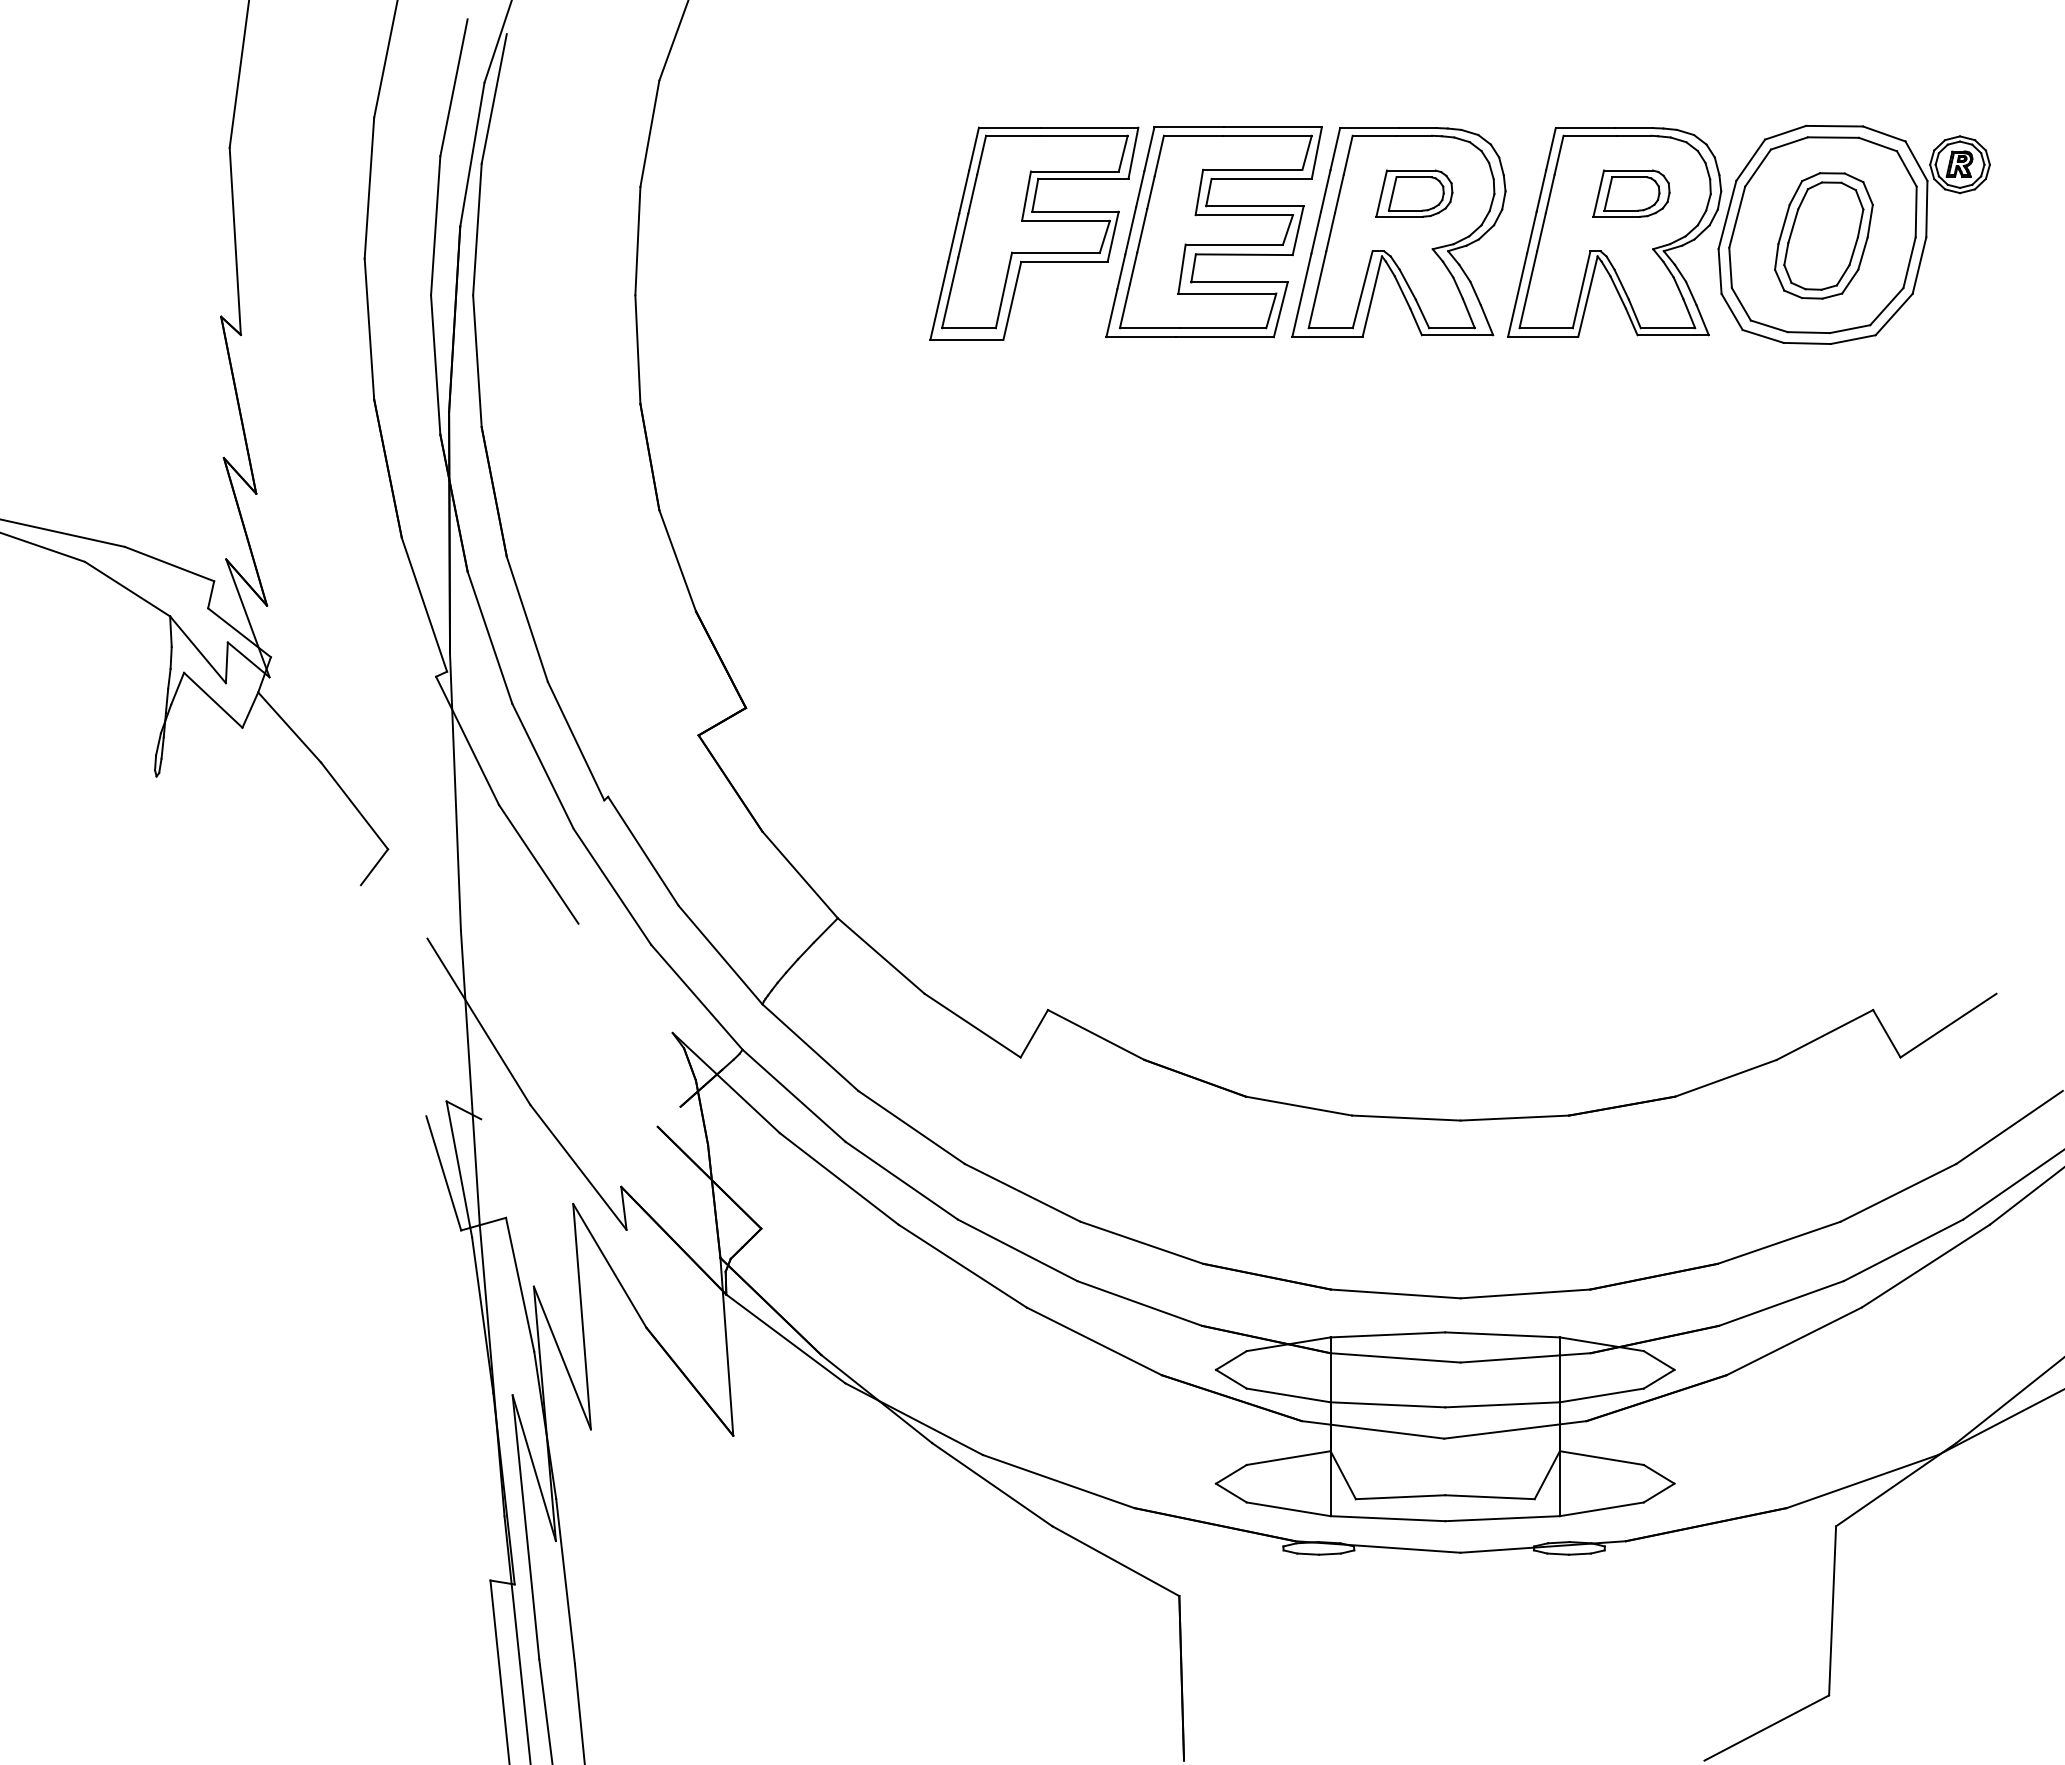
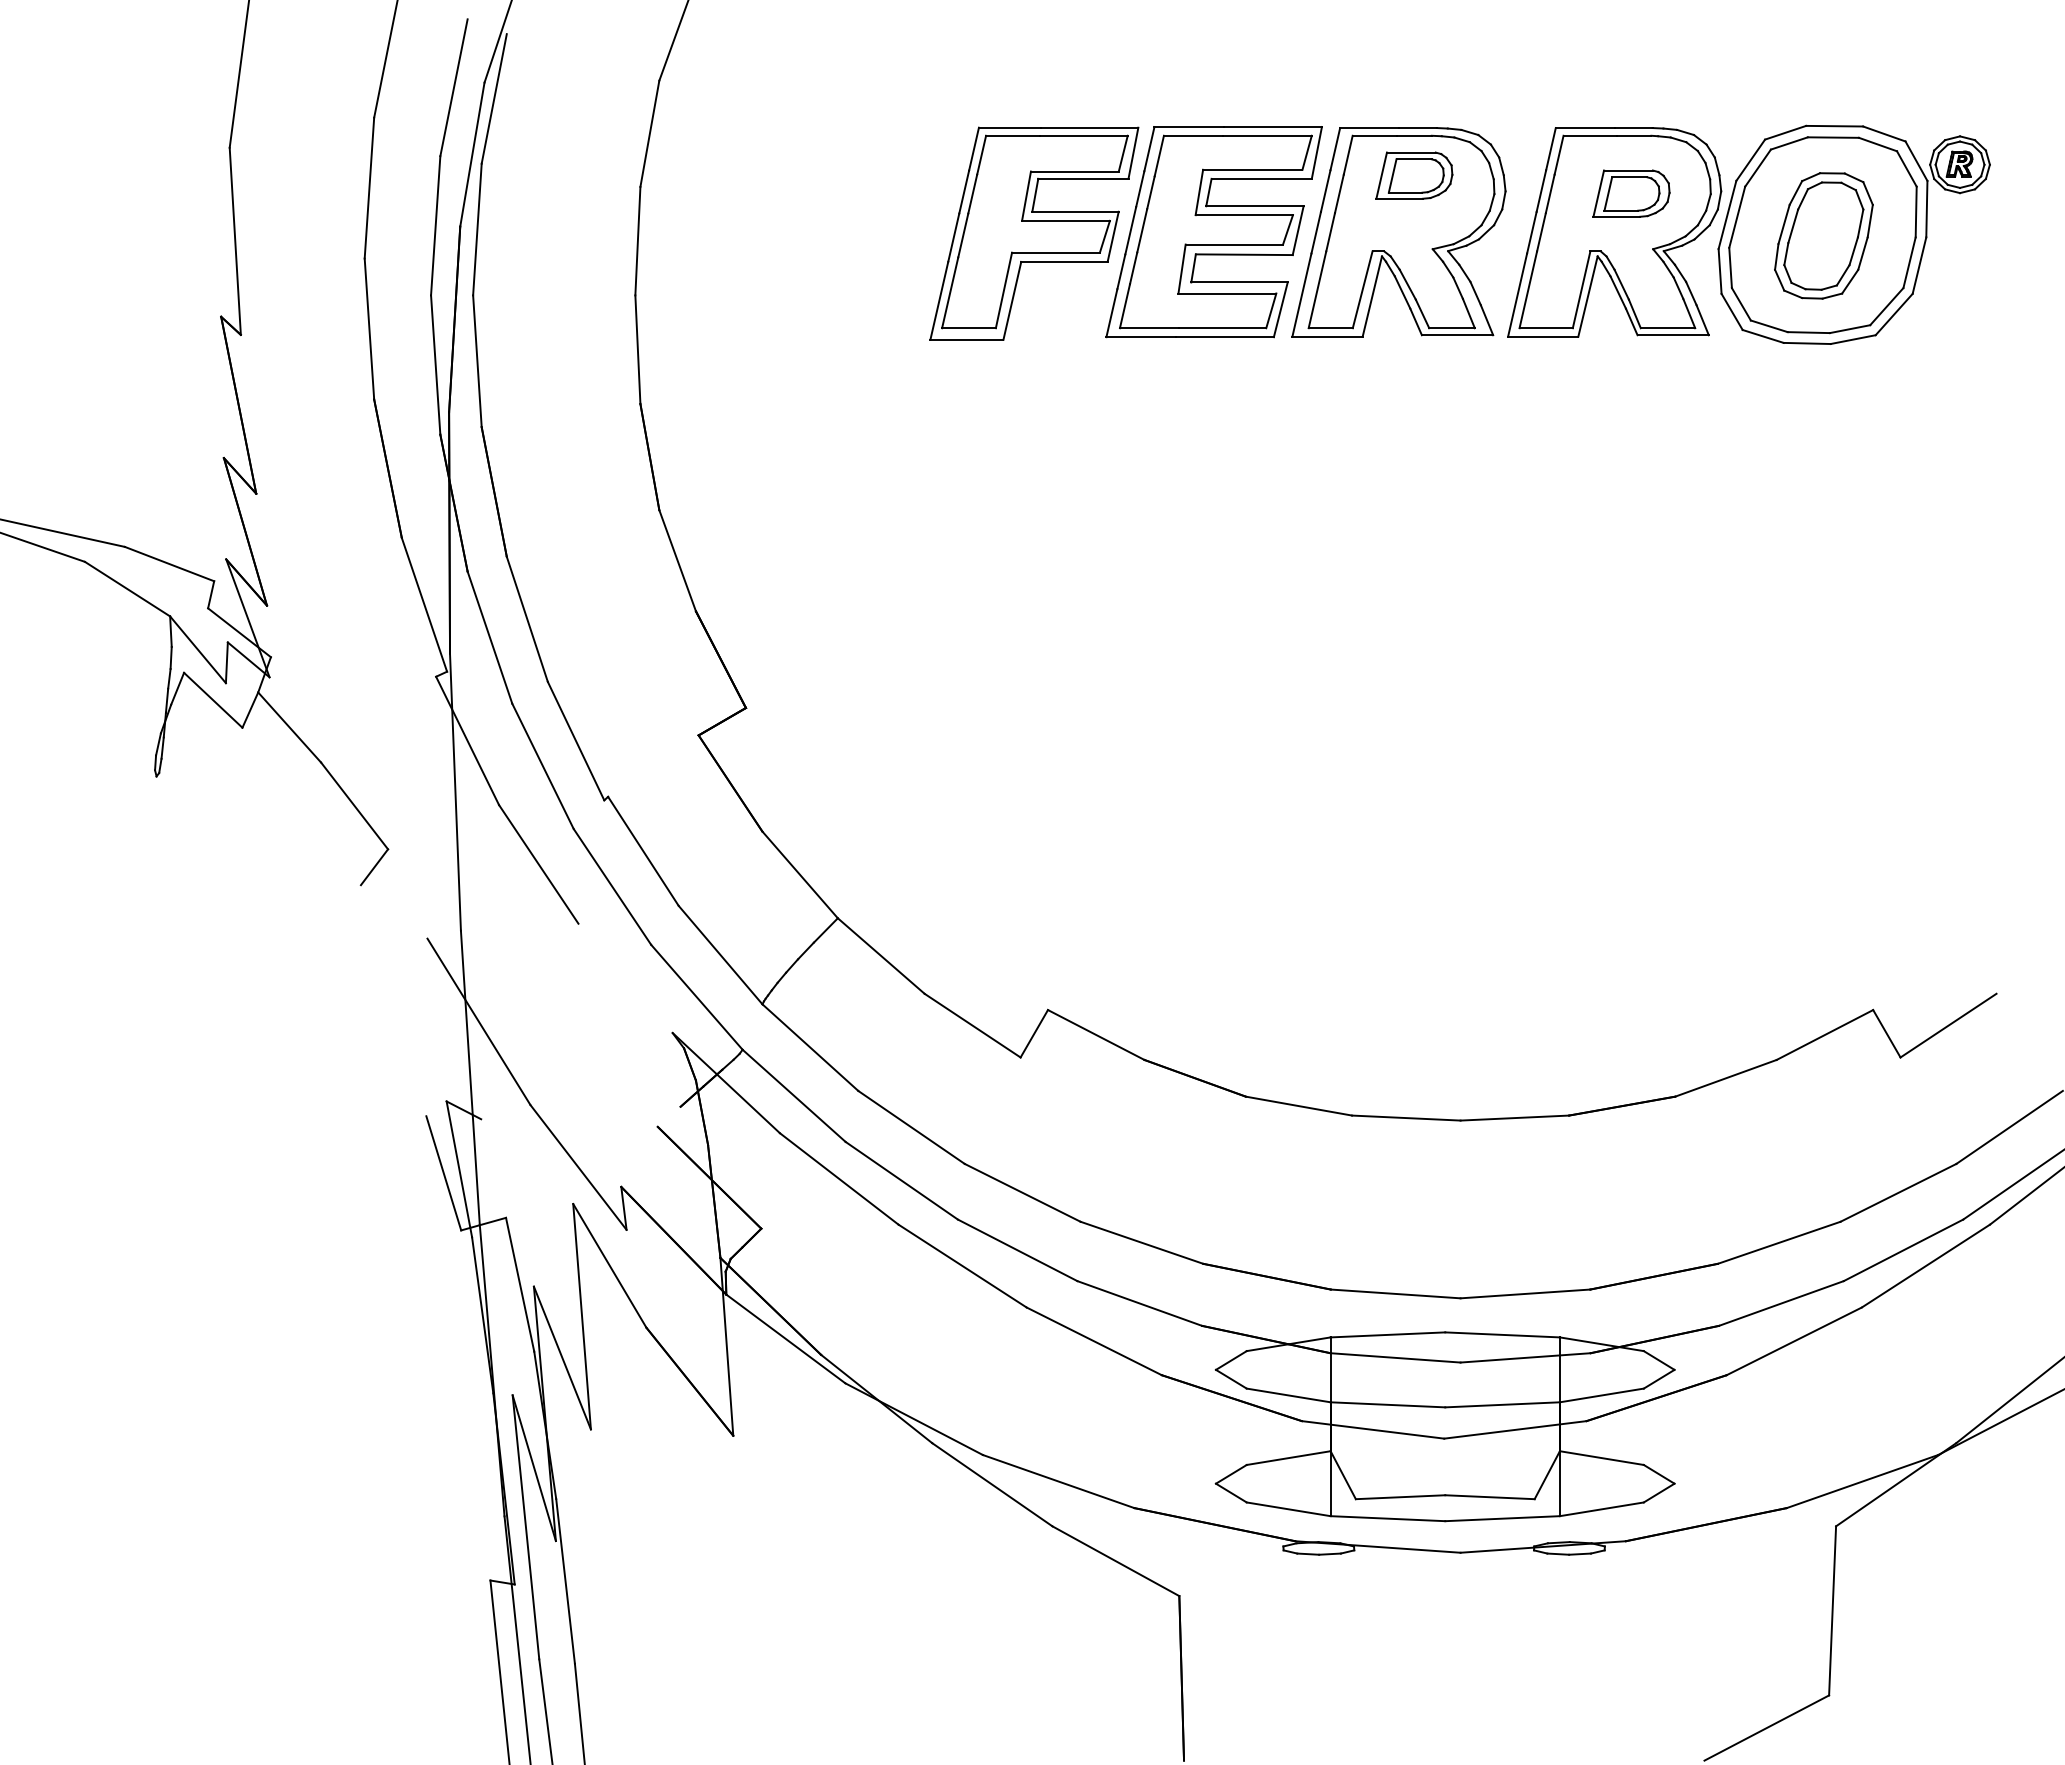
part position: (1414, 193) -> (1414, 175) (1414, 175)
